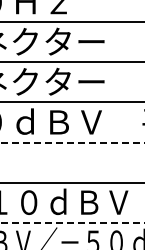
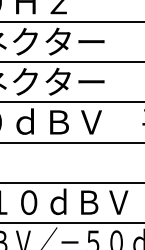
line: dashed -> solid (72, 142)
line: dashed -> solid (72, 222)
